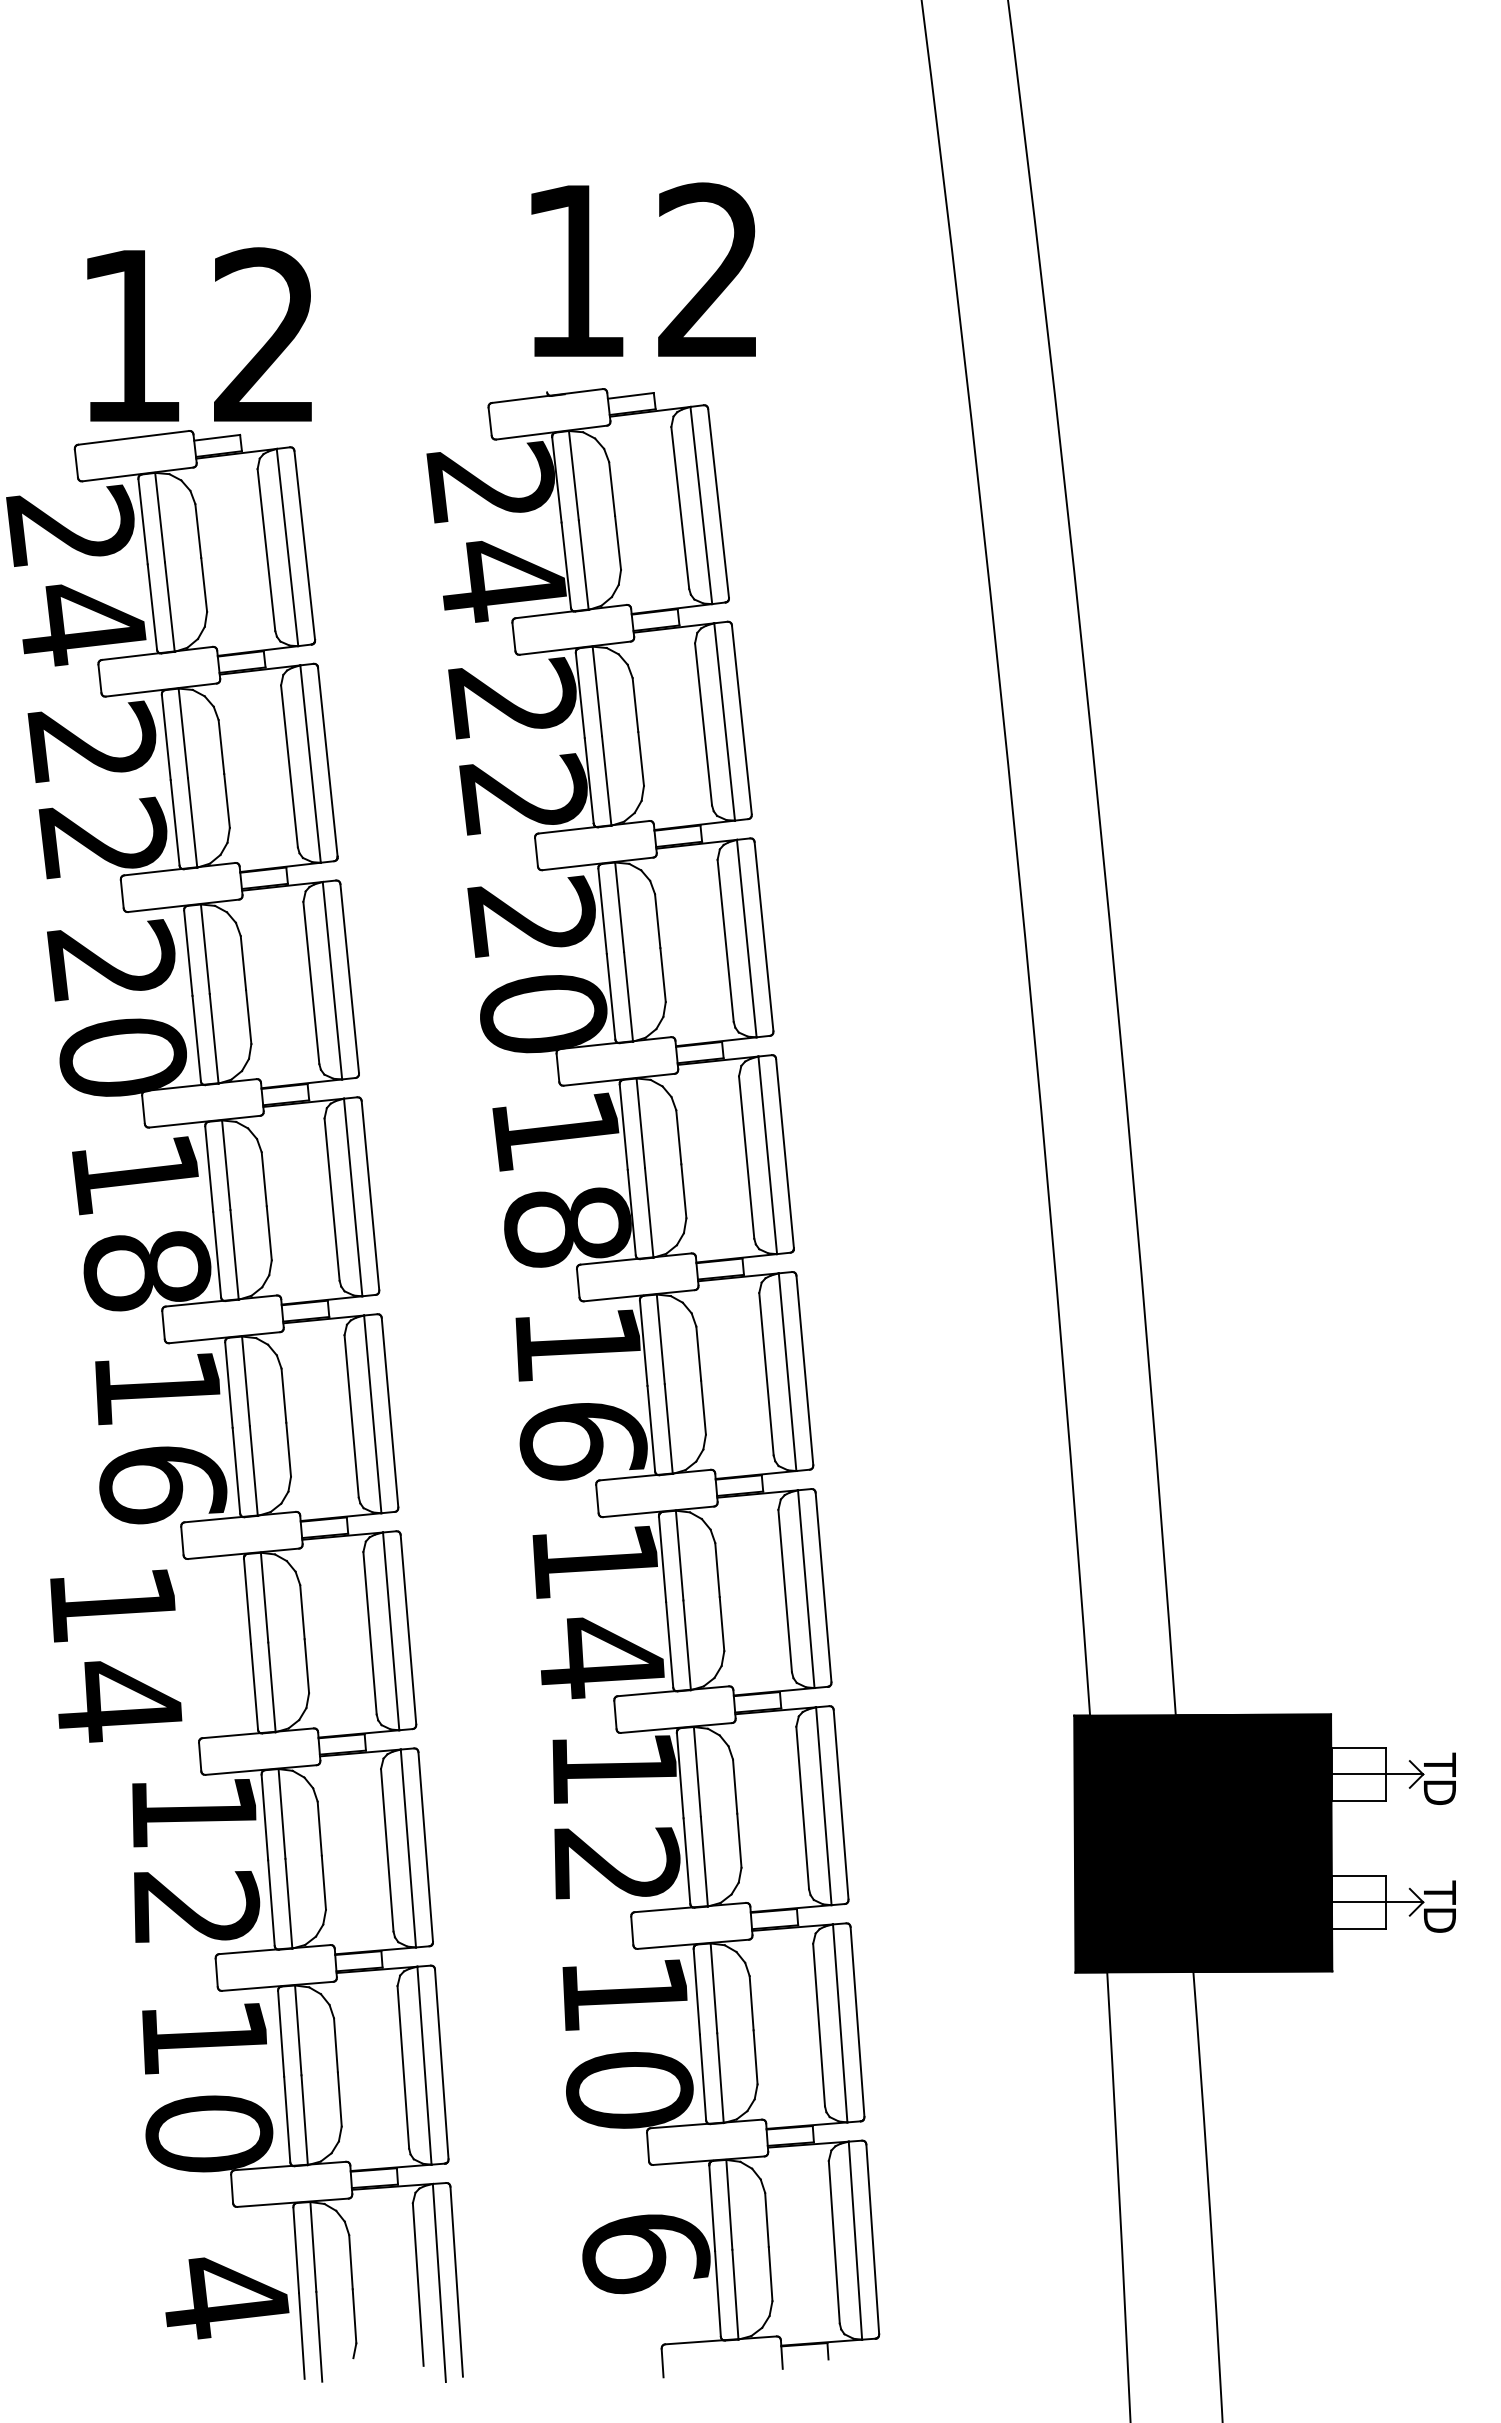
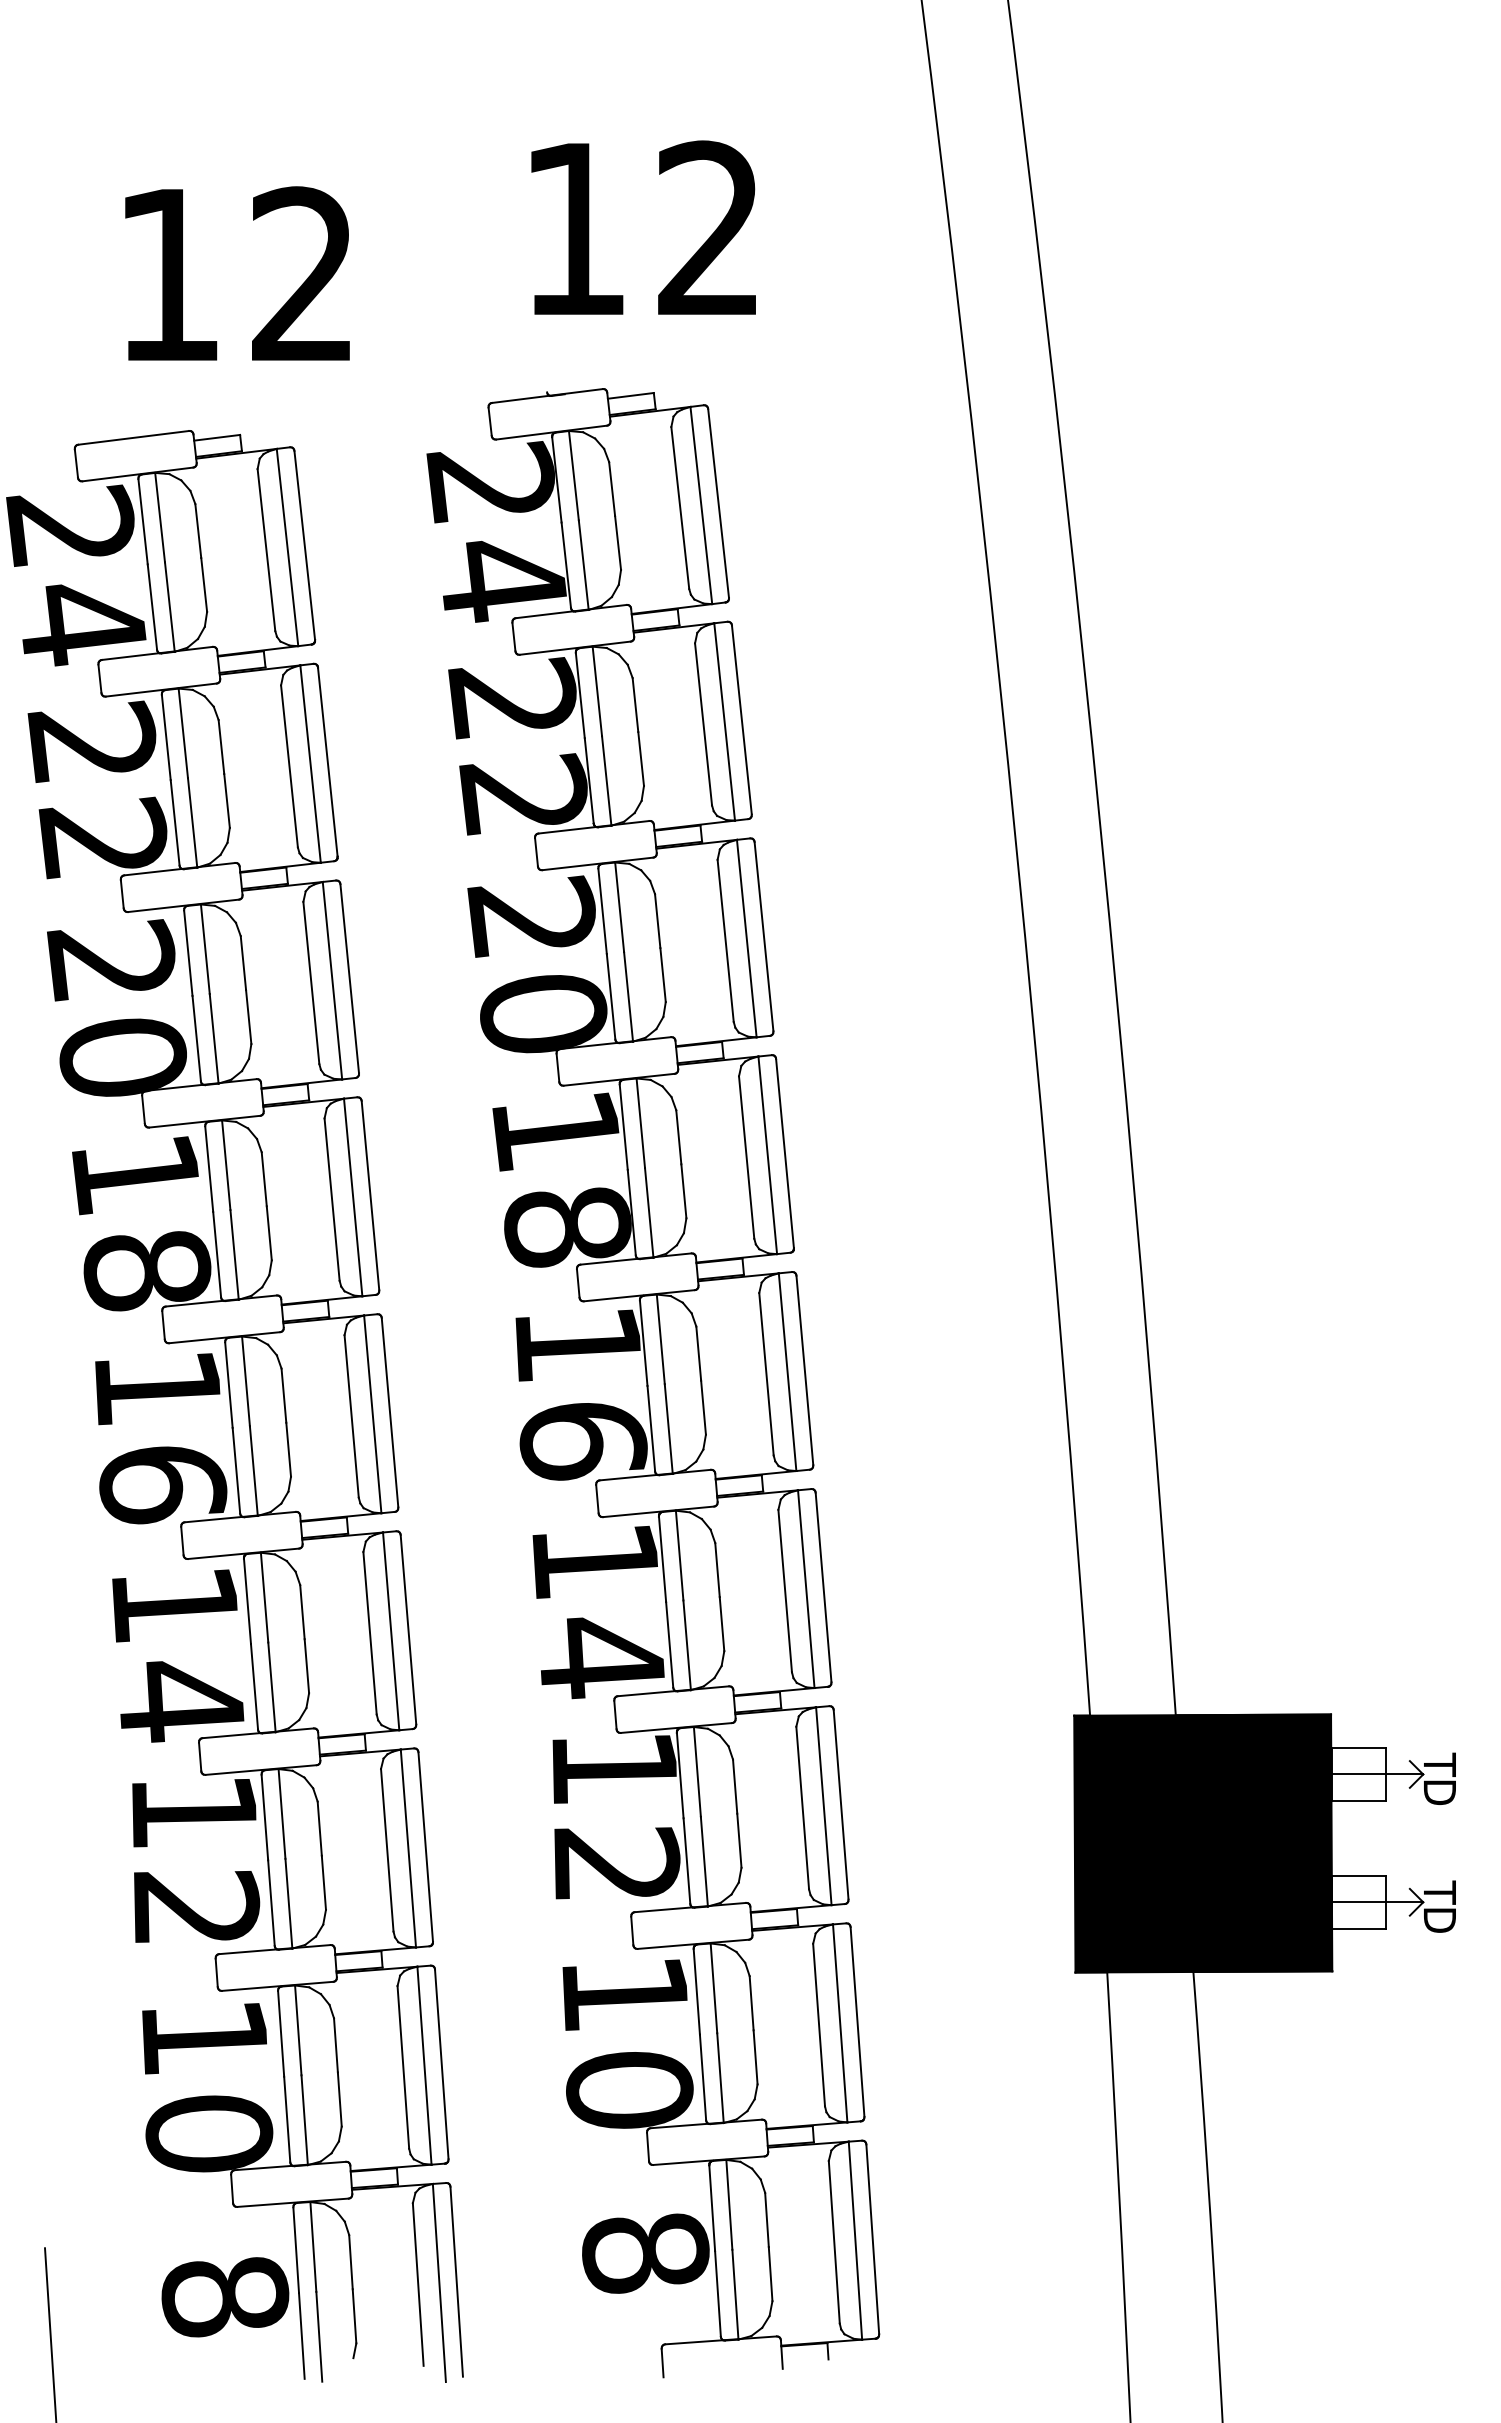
text position: (643, 269) -> (643, 227) (643, 227)
text position: (199, 334) -> (237, 273) (237, 273)
text position: (116, 1655) -> (178, 1655) (178, 1655)
text: 6 -> 8 (646, 2253)
text: 4 -> 8 (225, 2298)
line: none -> present (50, 2333)
